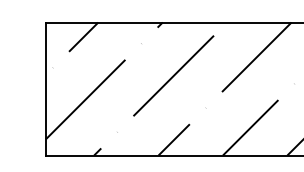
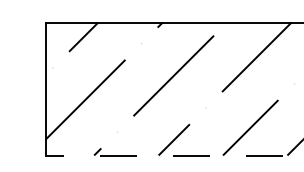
line: solid -> dashed (174, 155)
